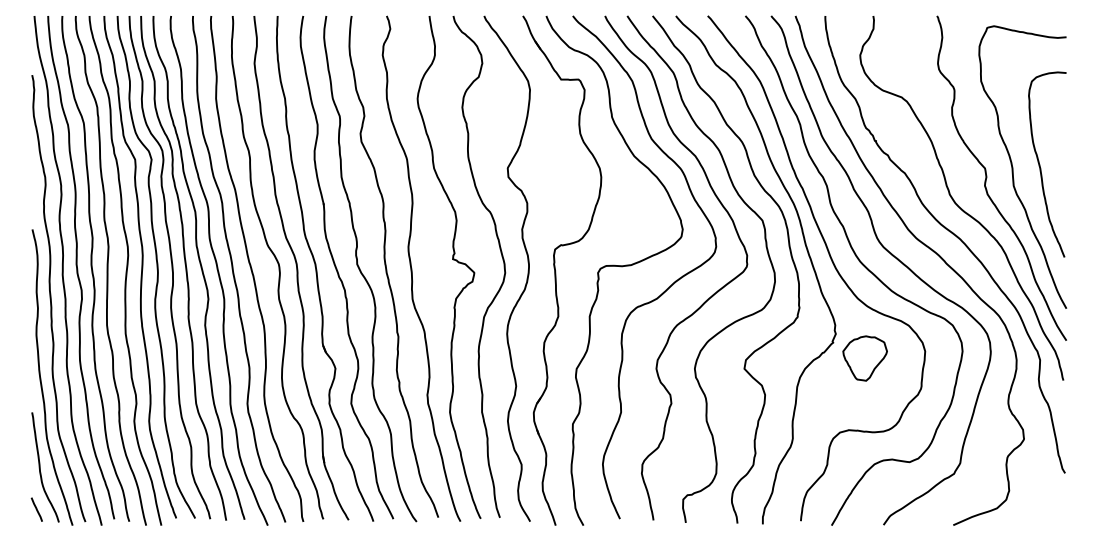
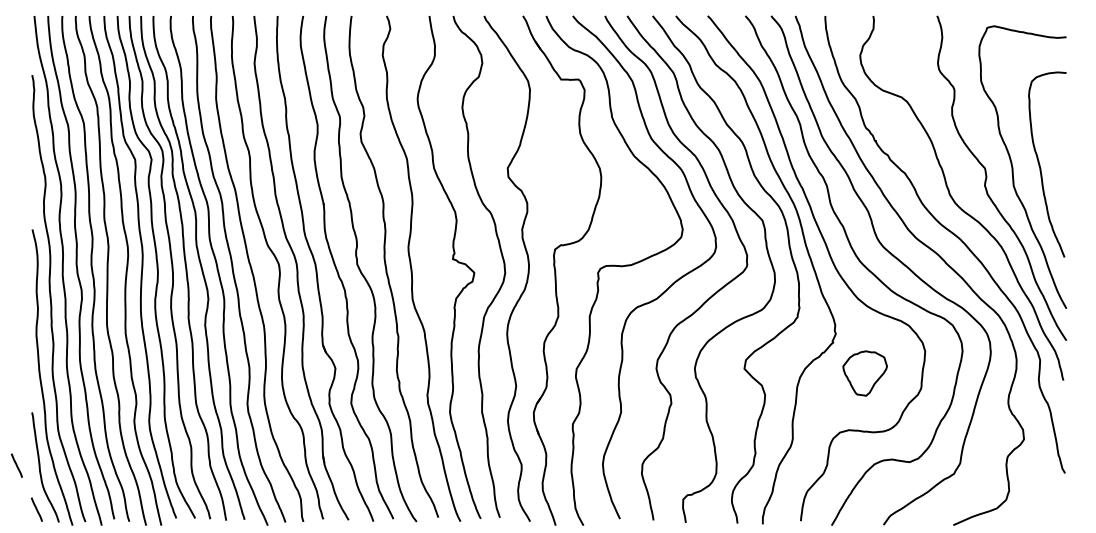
part position: (864, 358) -> (864, 373) (864, 373)
line: none -> present (16, 465)
